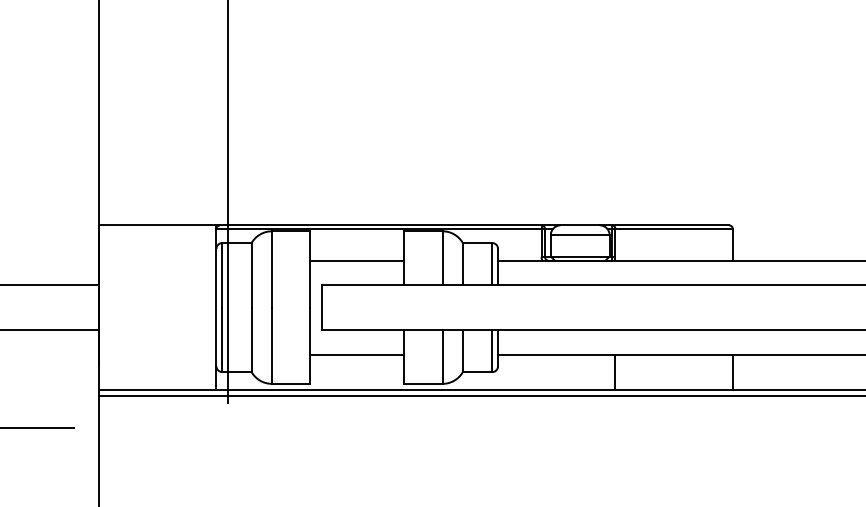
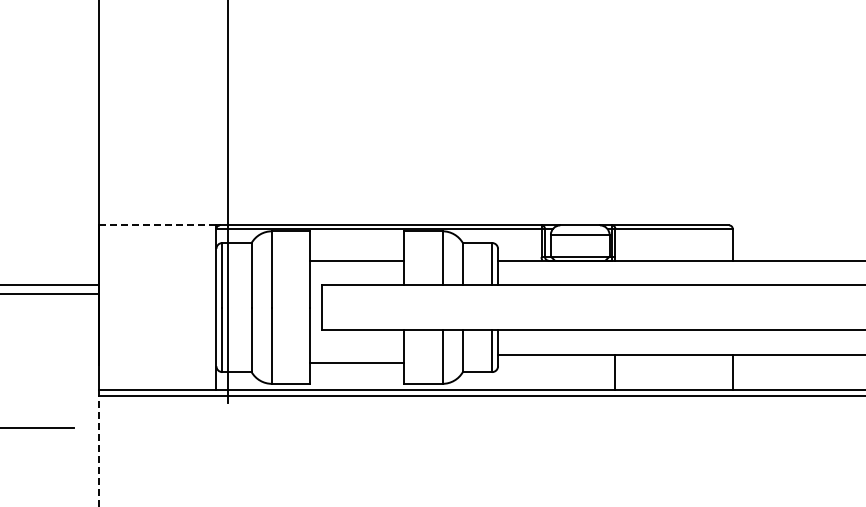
line: solid -> dashed (157, 225)
line position: (50, 329) -> (50, 293) (50, 293)
line position: (357, 354) -> (357, 362) (357, 362)
line: solid -> dashed (99, 450)
